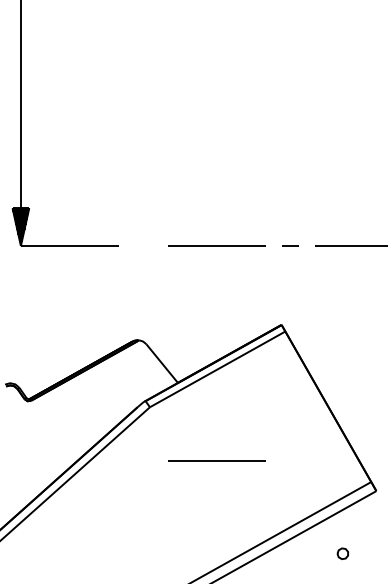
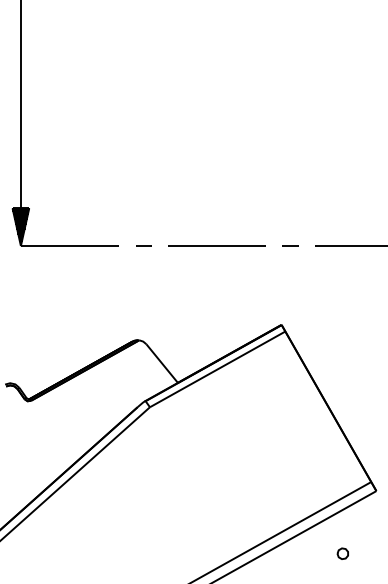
line: none -> present (143, 245)
line: present -> none (216, 460)
